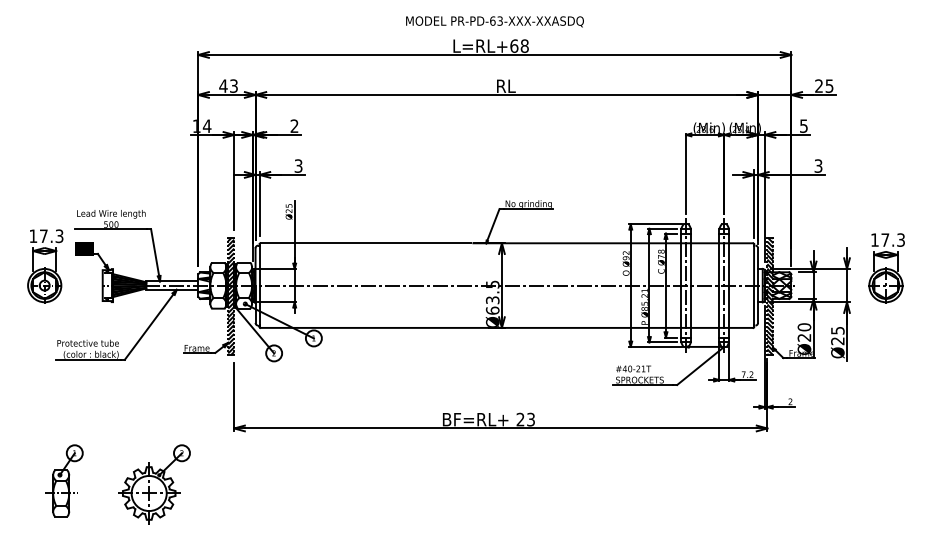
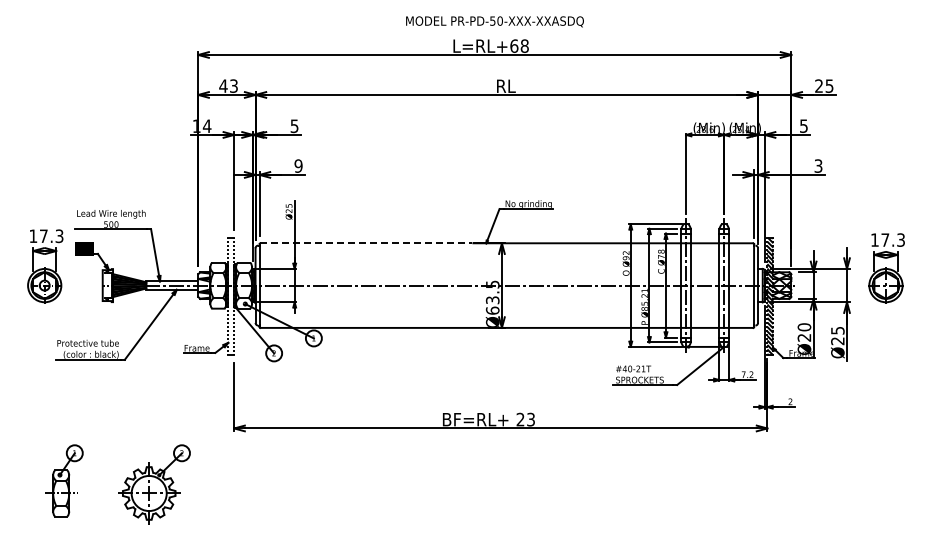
text: PR-PD-63-XXX-XXASDQ -> PR-PD-50-XXX-XXASDQ (496, 20)
text: 2 -> 5 (294, 126)
text: 3 -> 9 (298, 165)
line: solid -> dashed (366, 243)
hatch: present -> none (231, 296)
